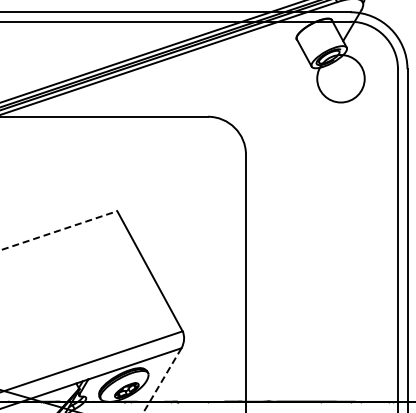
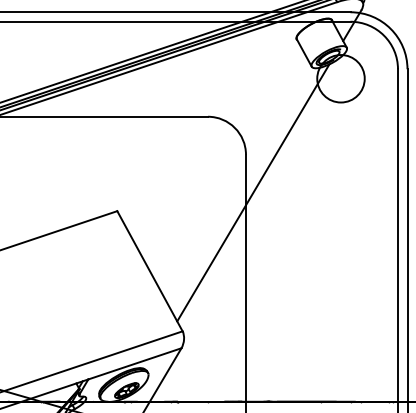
line: none -> present (253, 192)
line: dashed -> solid (59, 230)
line: dashed -> solid (162, 380)
